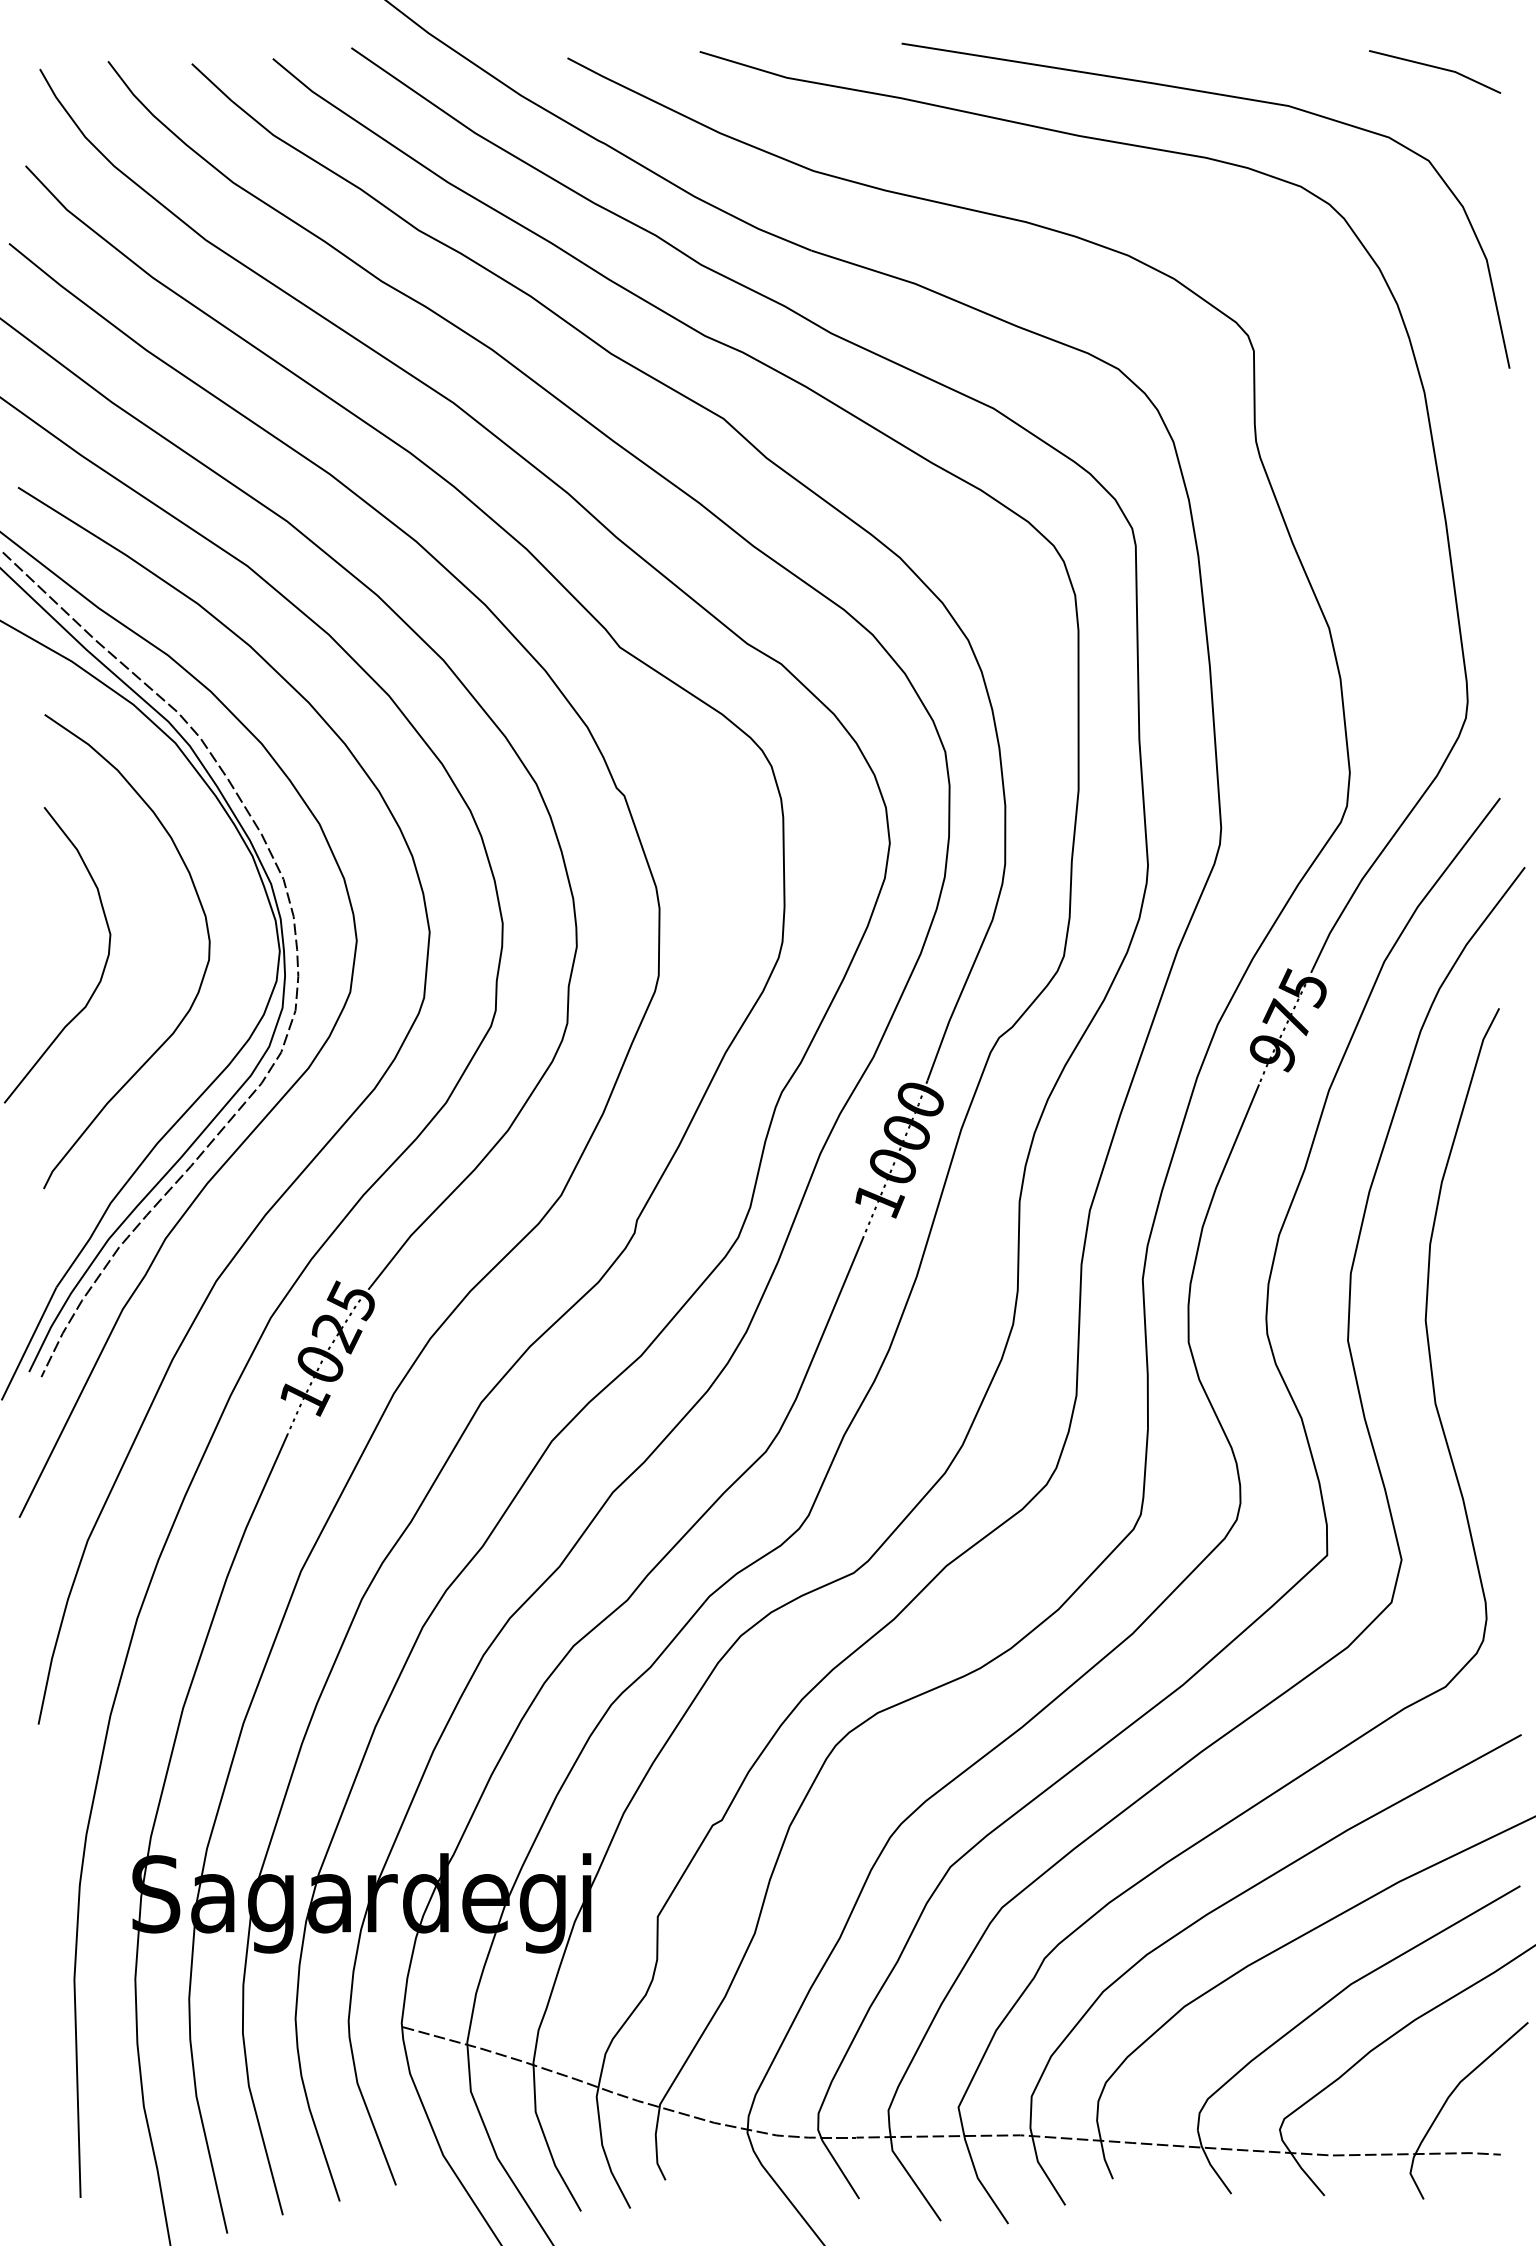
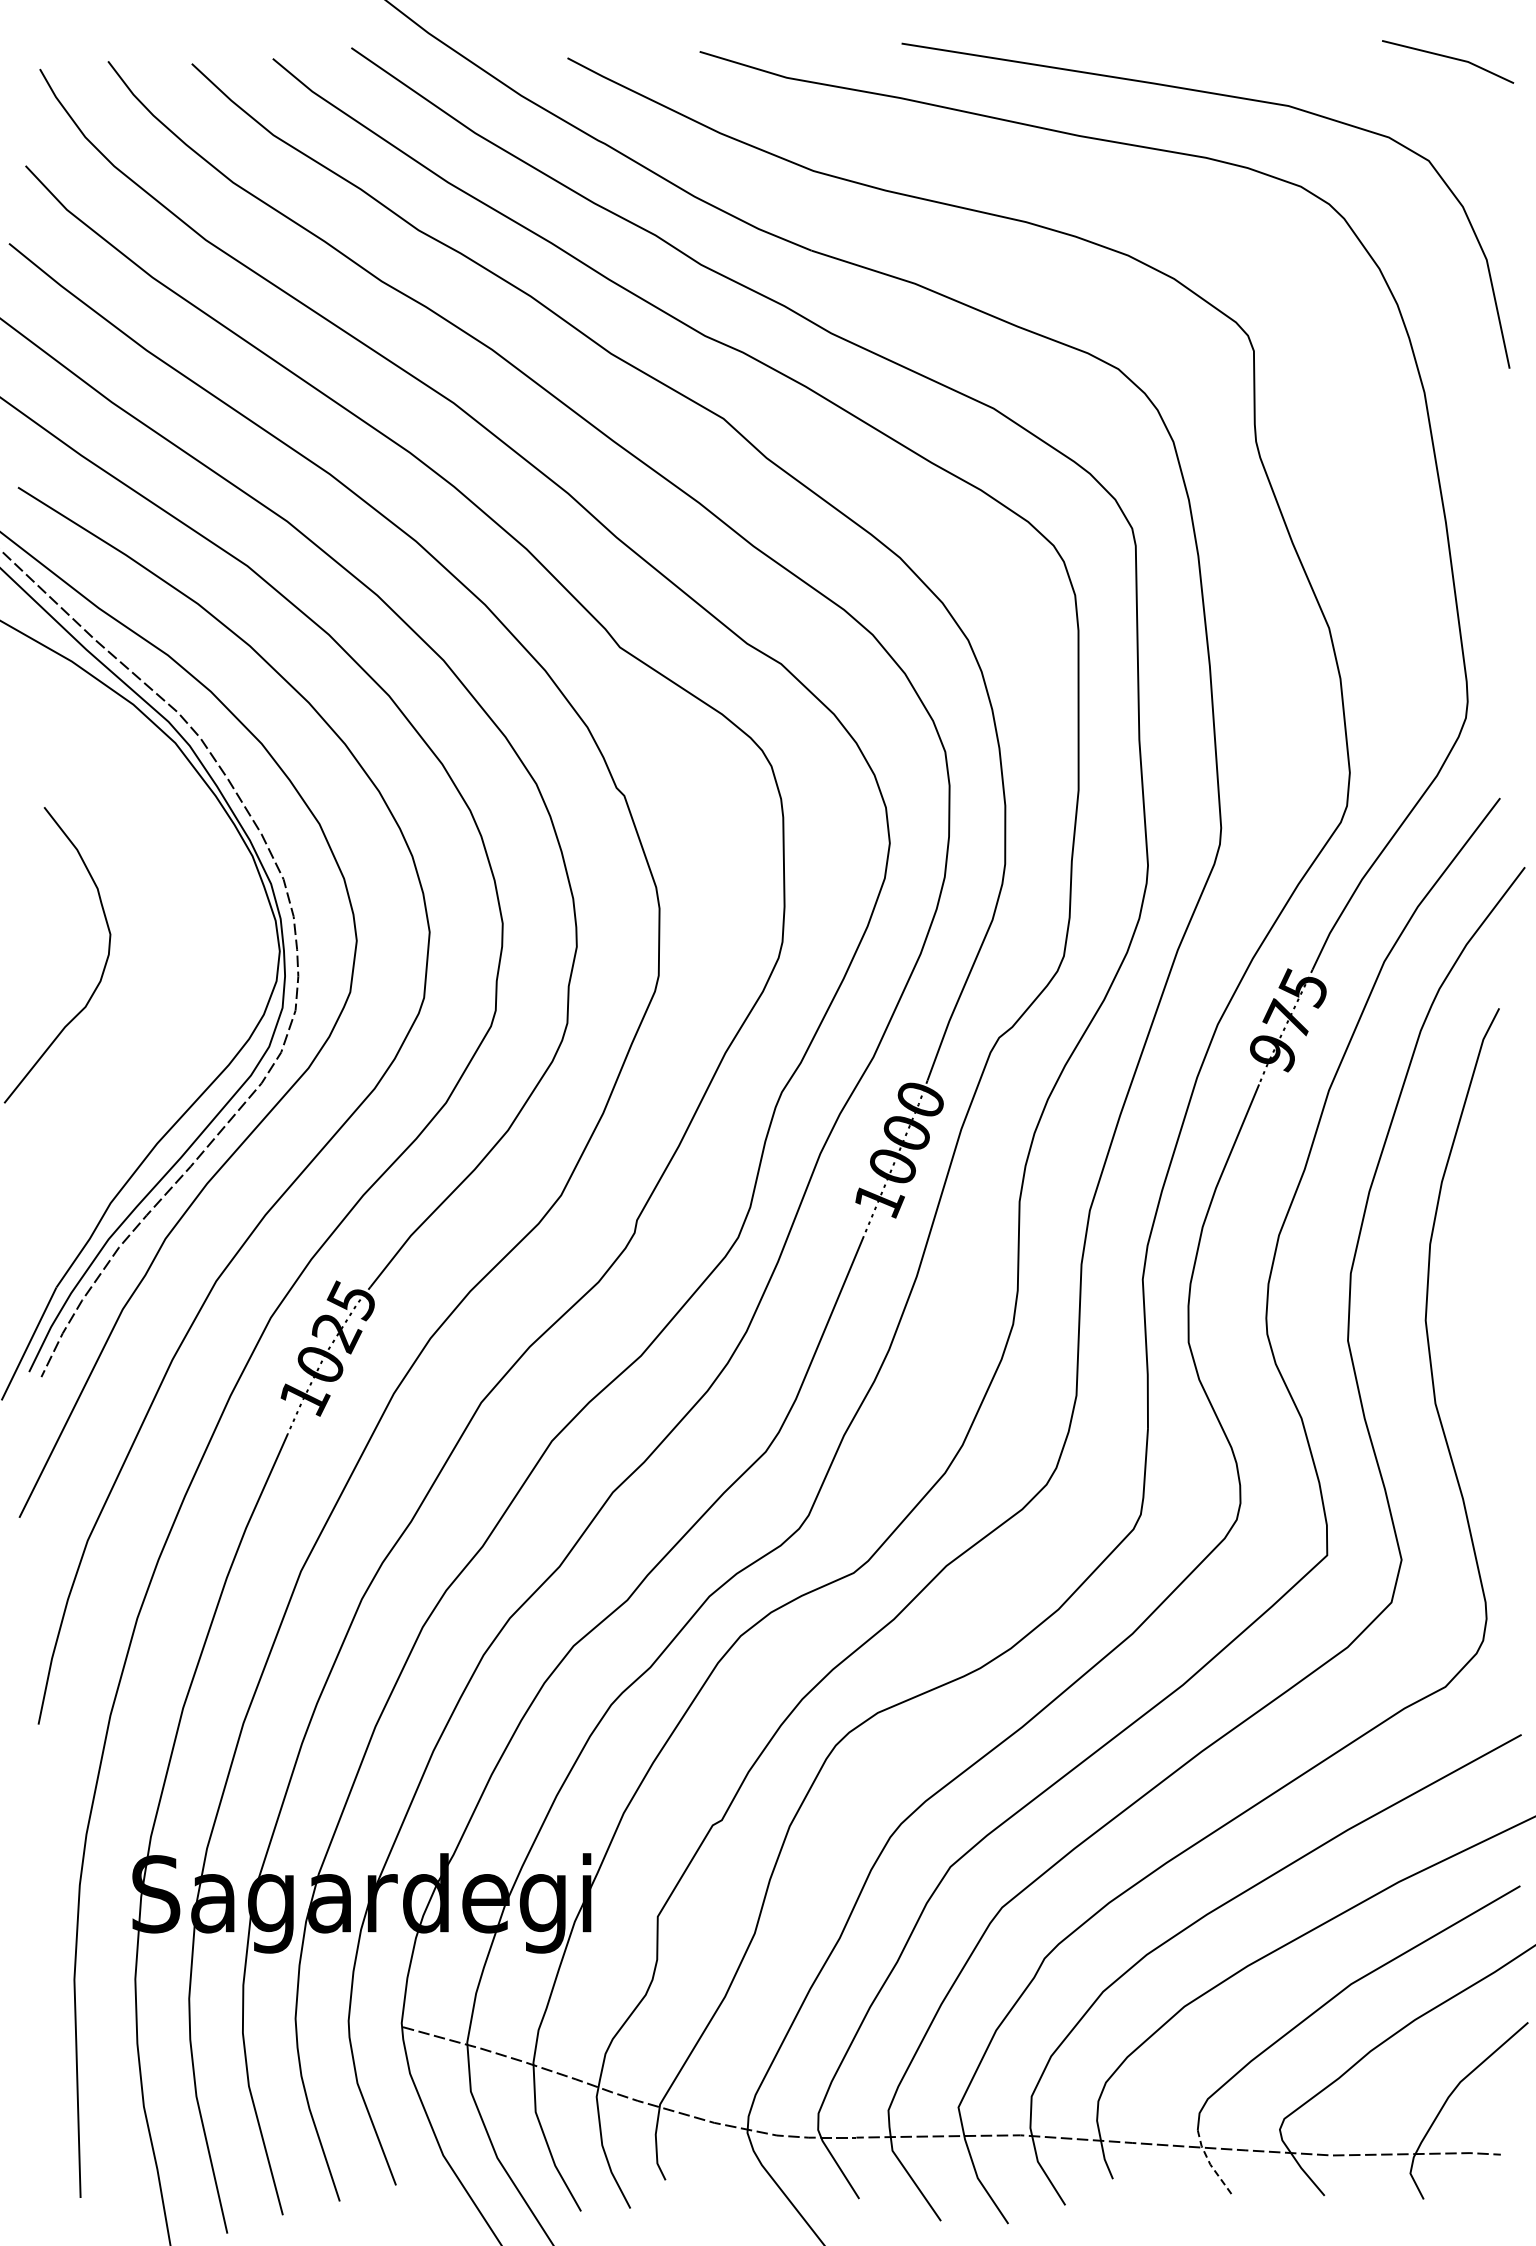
line position: (1435, 68) -> (1448, 58) (1448, 58)
curve: present -> none (202, 976)
line: solid -> dashed (1210, 2164)
